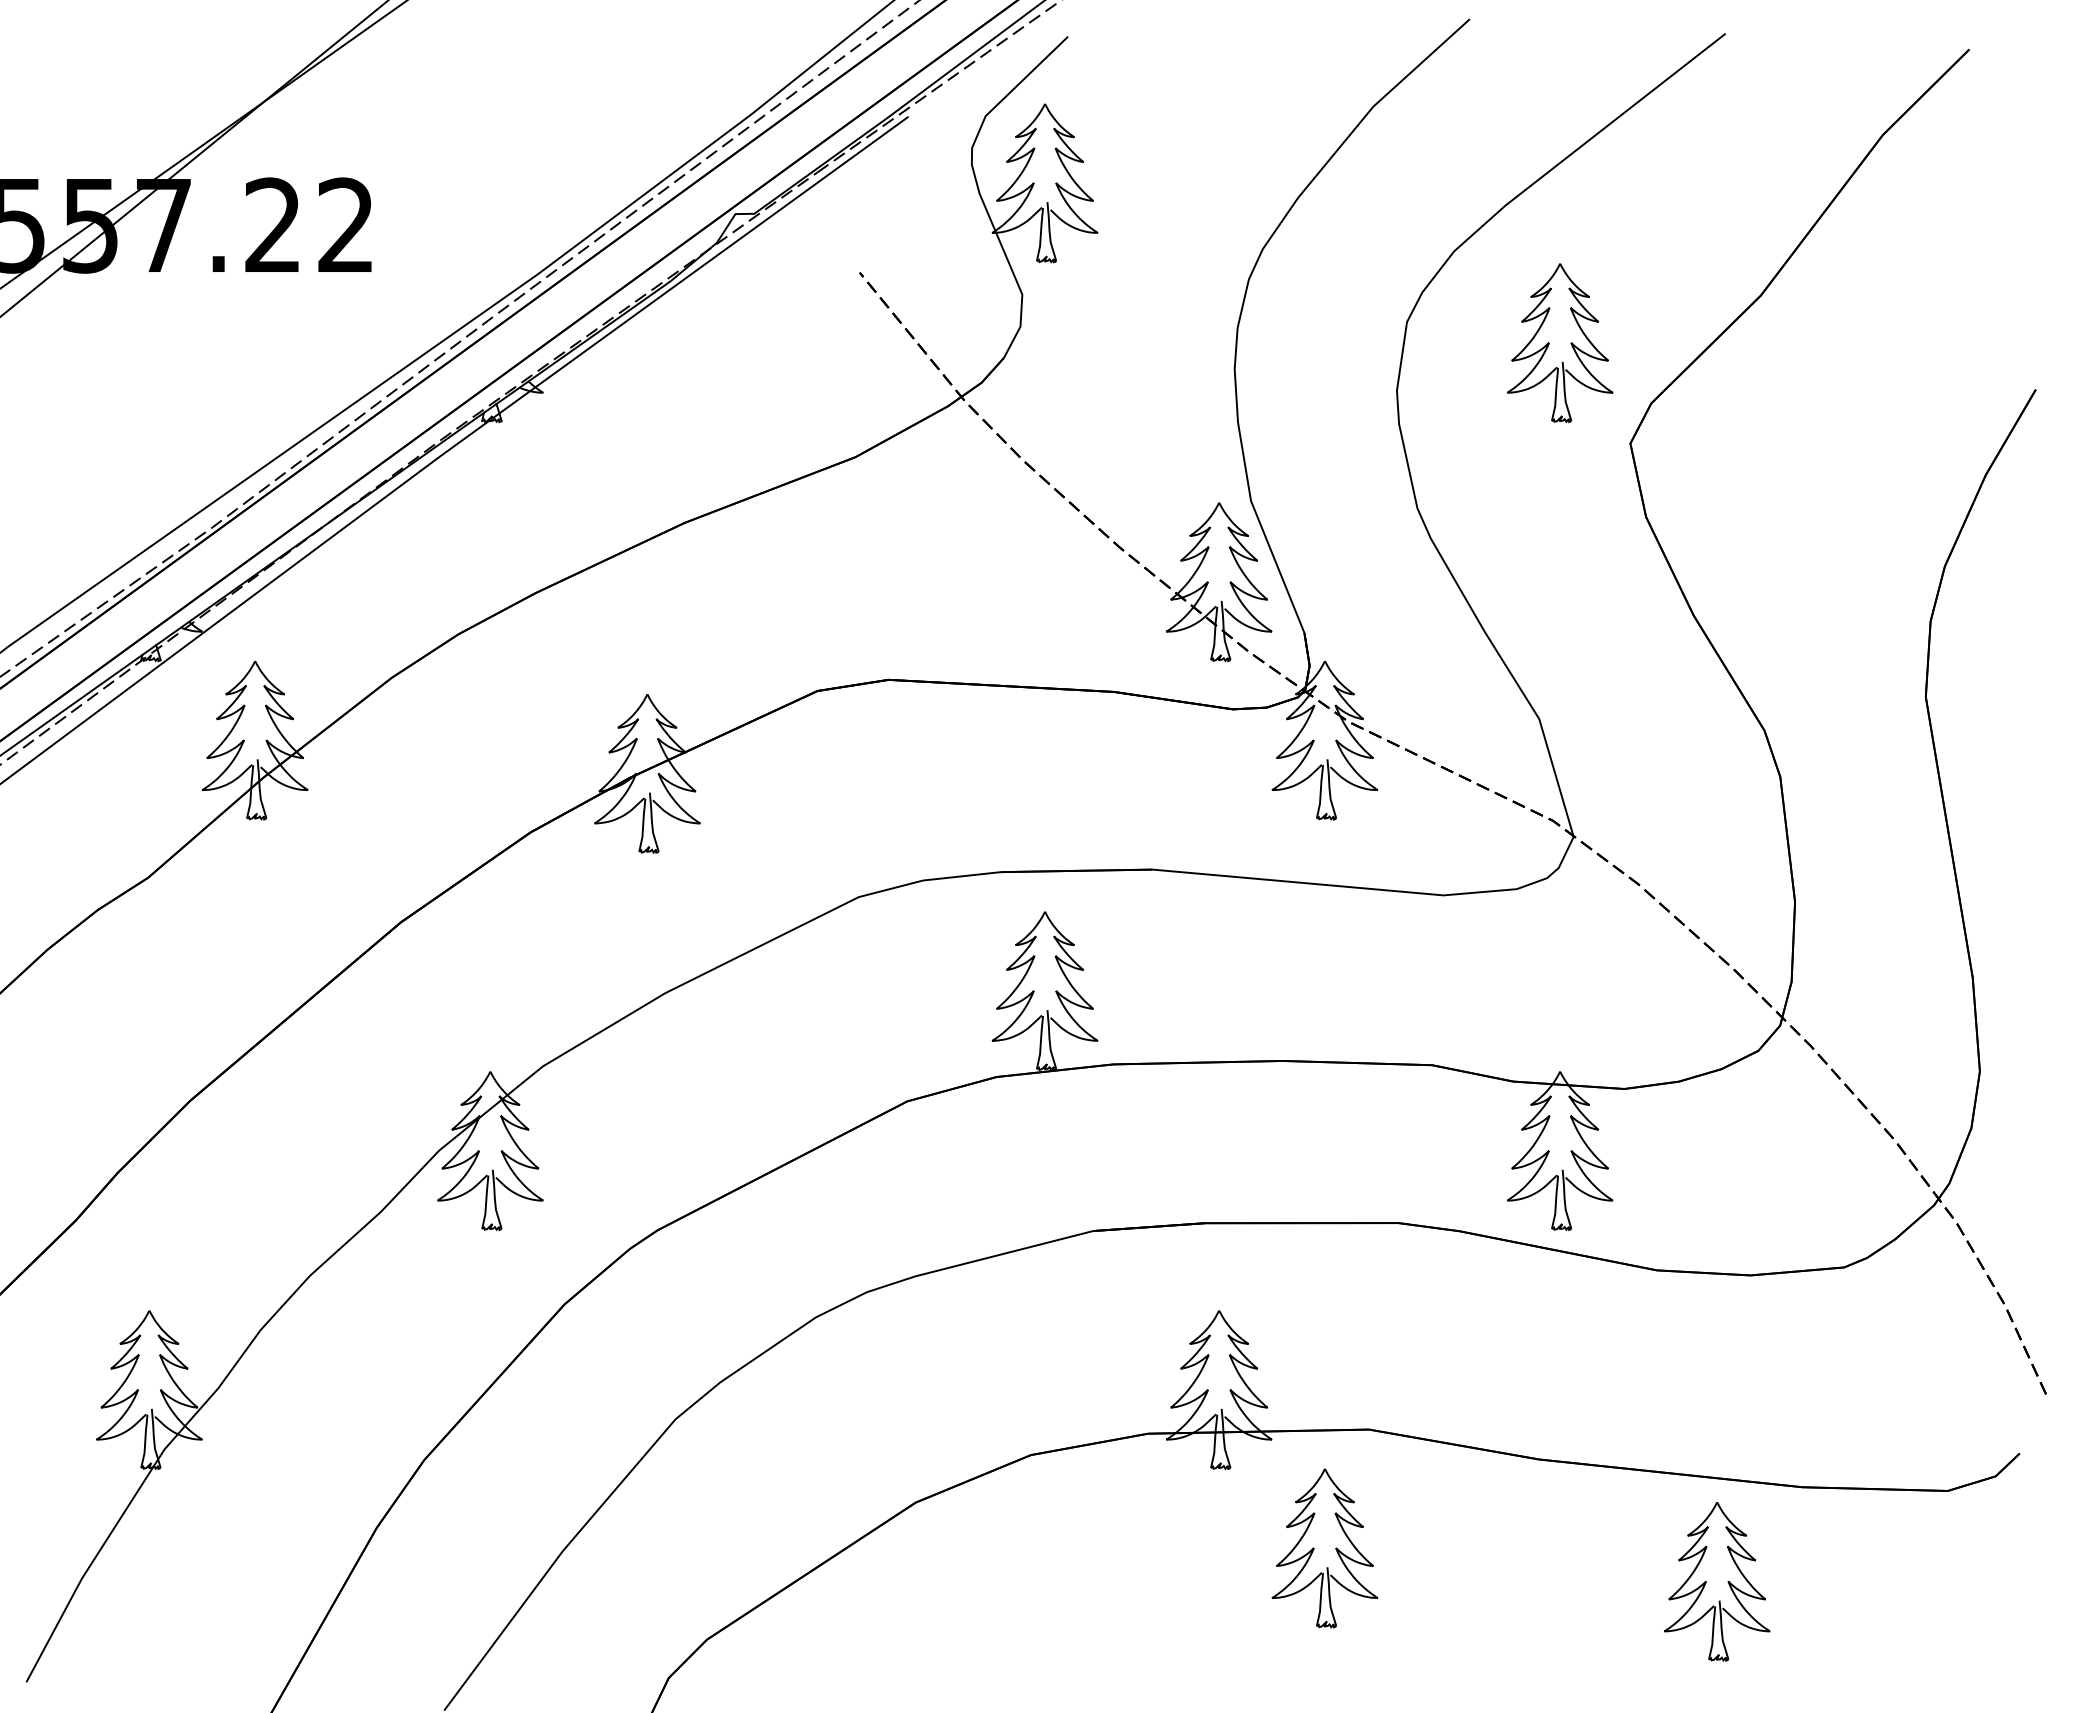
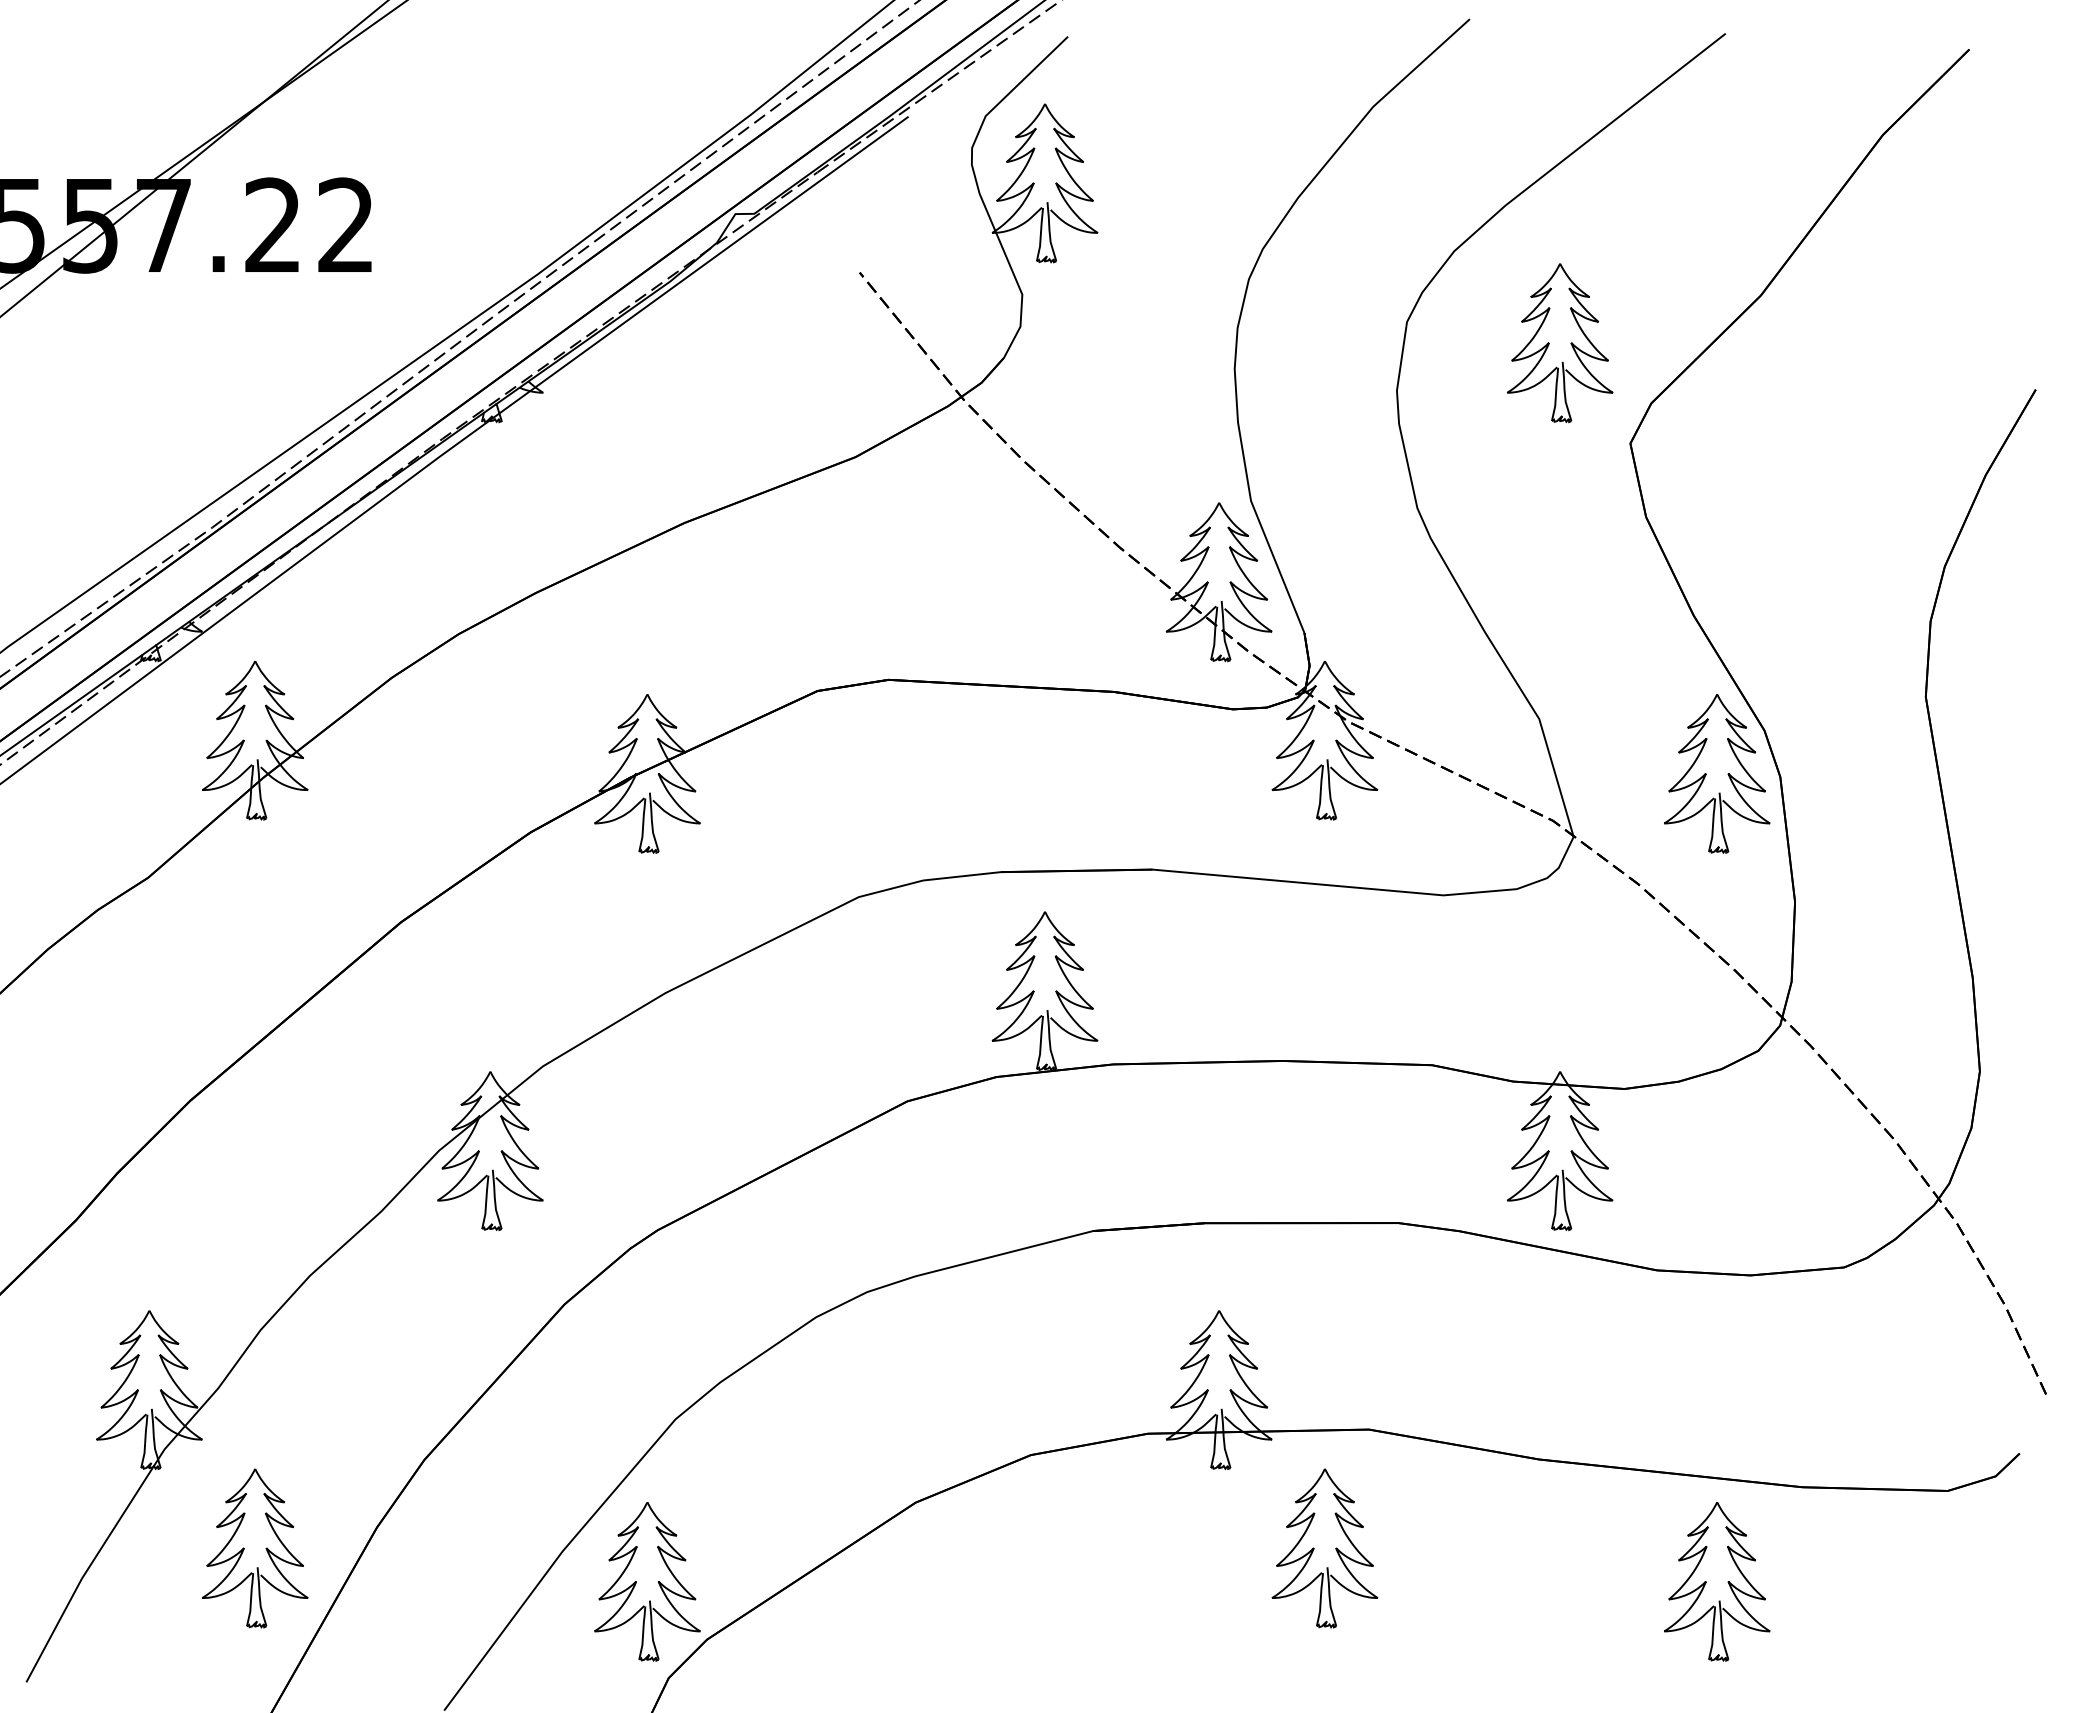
part: none -> present (1717, 773)
part: none -> present (255, 1548)
part: none -> present (647, 1581)
